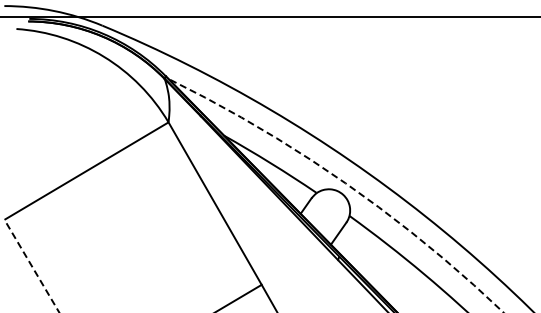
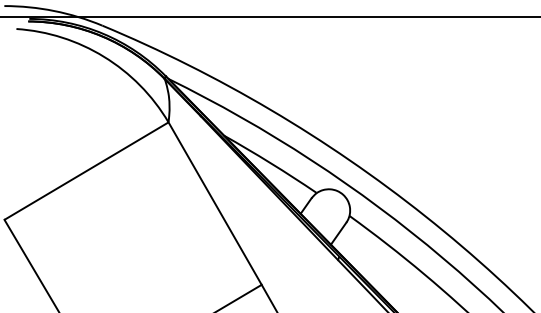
arc: dashed -> solid (345, 183)
line: dashed -> solid (31, 266)
